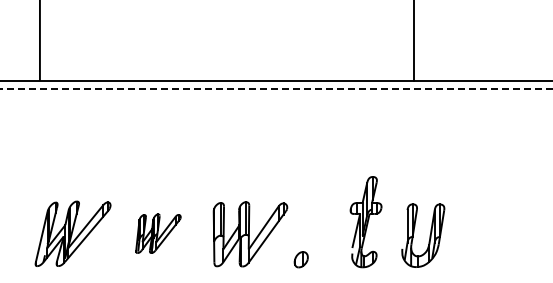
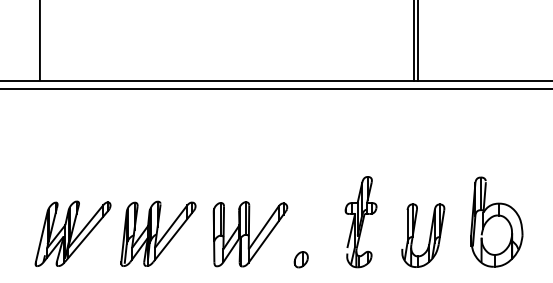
line: none -> present (418, 41)
line: dashed -> solid (276, 88)
part: none -> present (496, 221)
part position: (365, 222) -> (360, 222) (360, 222)
part size: 47x41 px -> 77x67 px (158, 233)
